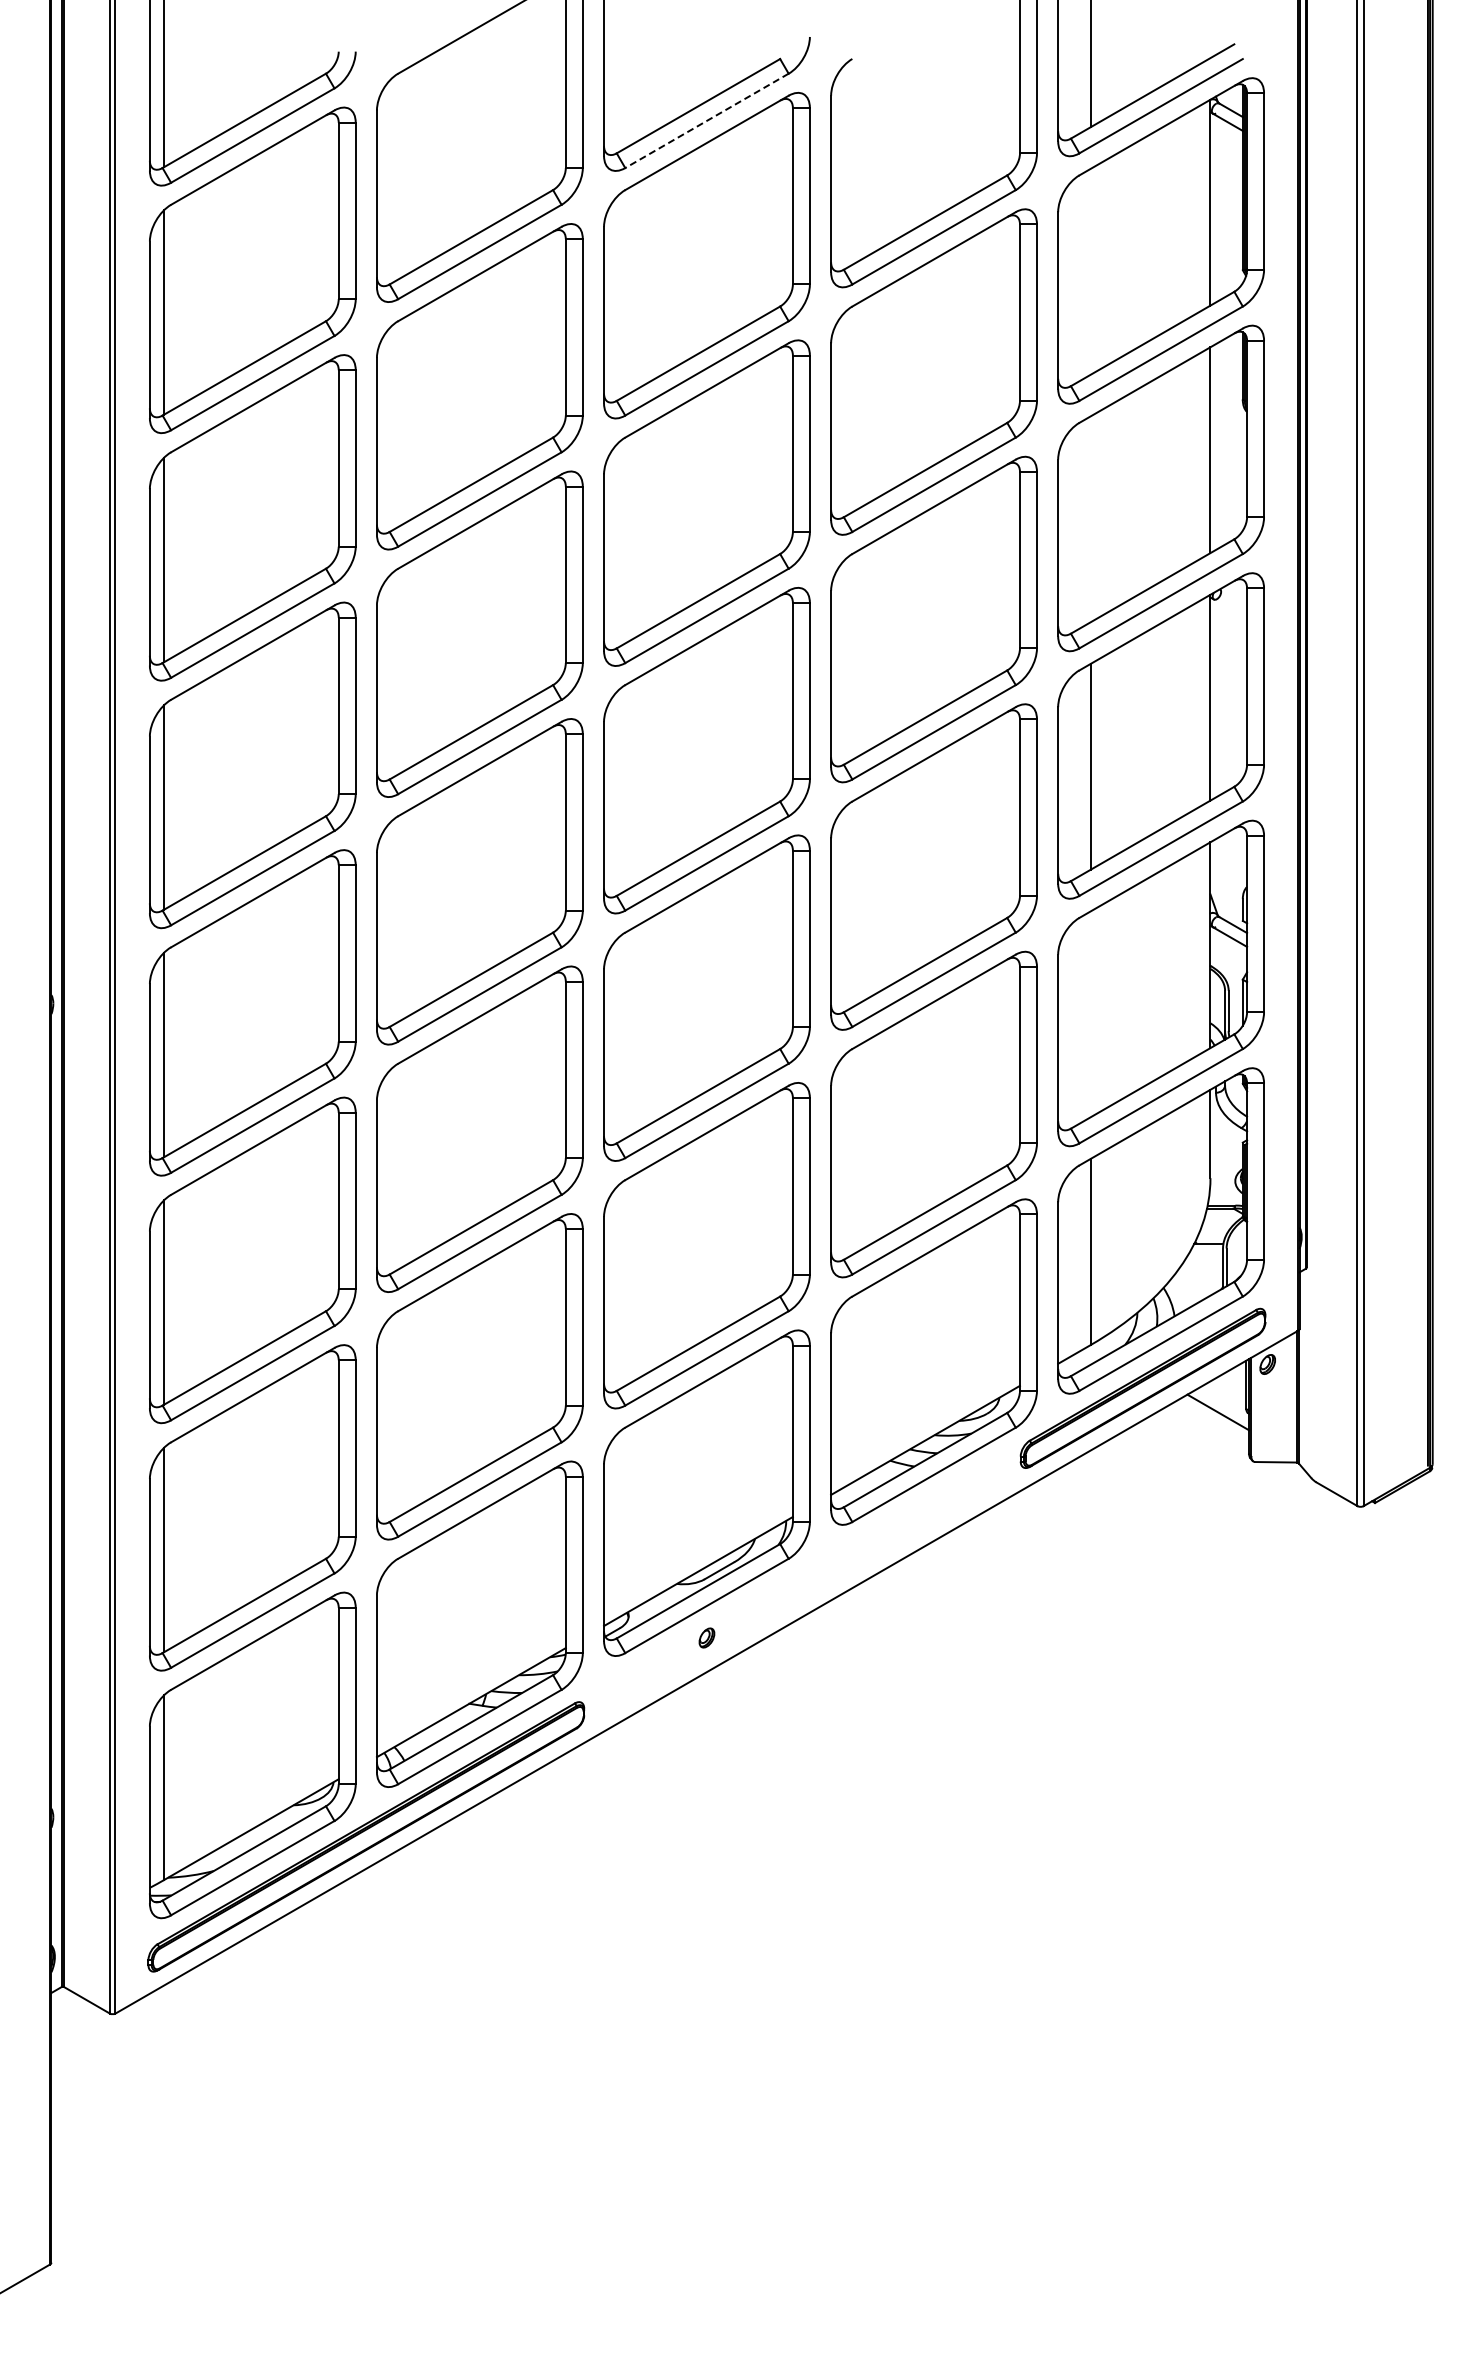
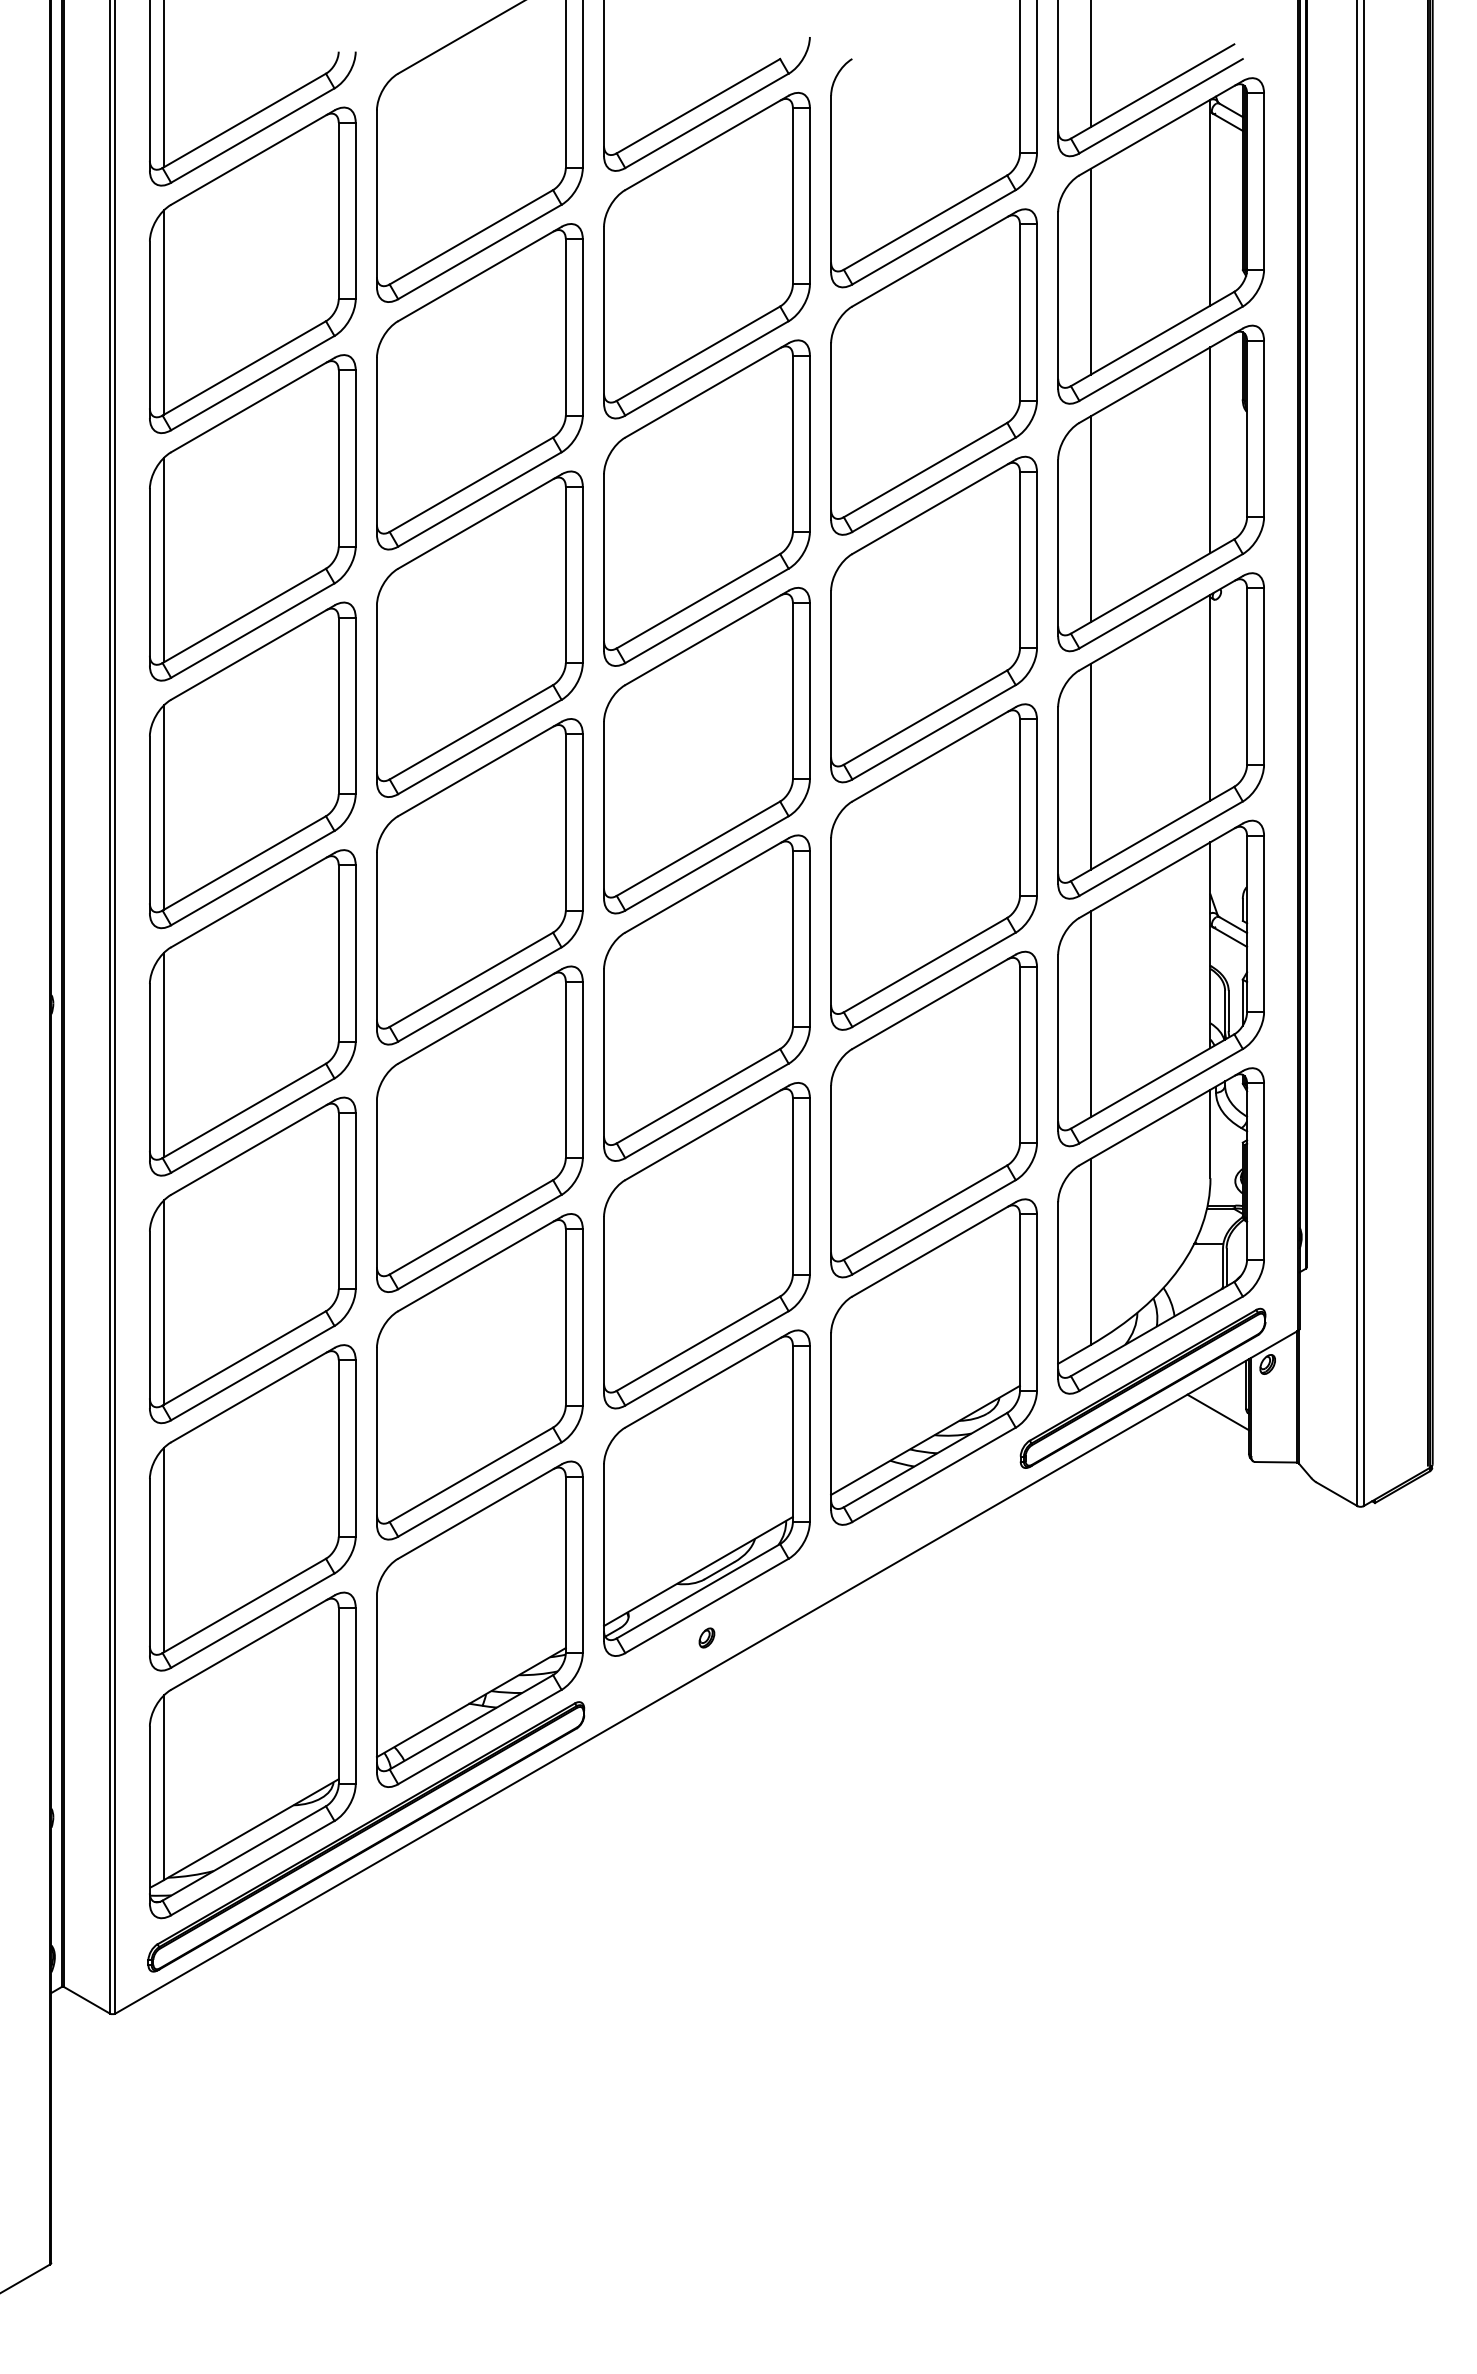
line: dashed -> solid (706, 121)
line: none -> present (1090, 271)
line: none -> present (1090, 519)
line: none -> present (1090, 1014)
